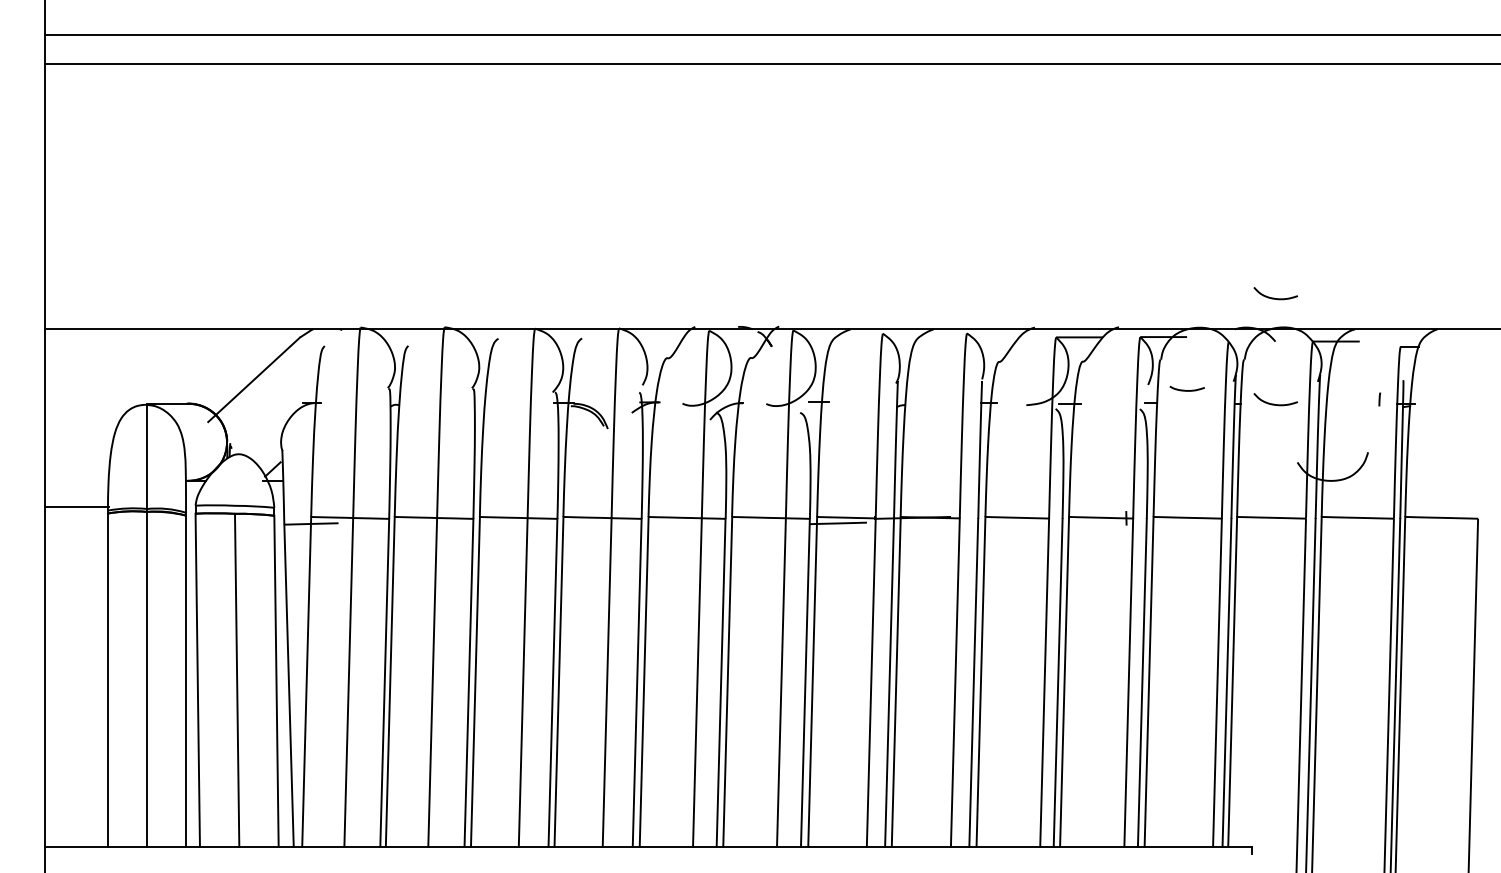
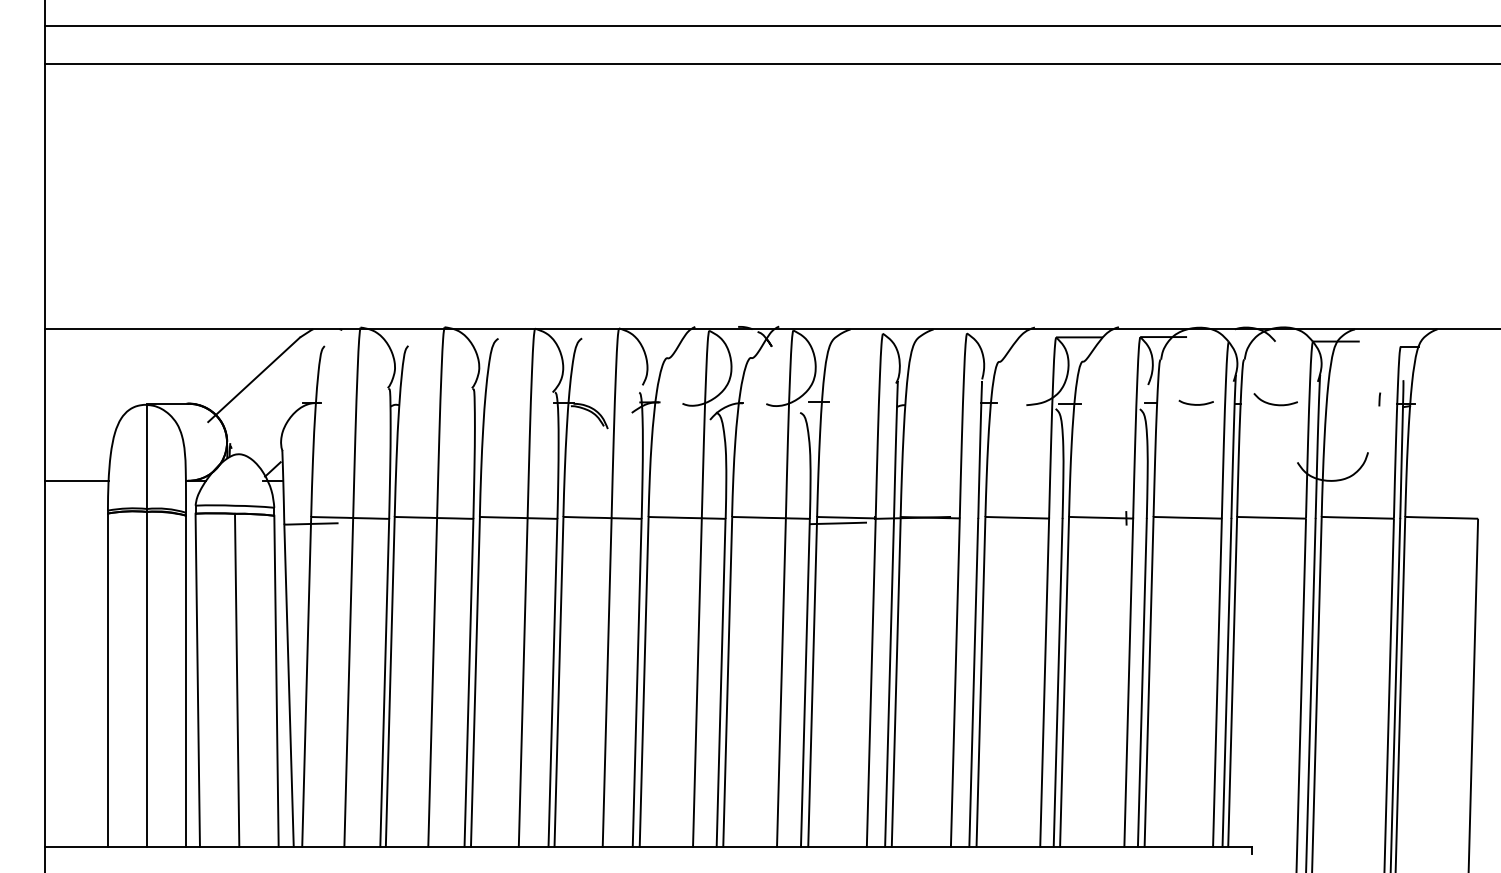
line position: (771, 35) -> (771, 26) (771, 26)
curve: present -> none (1274, 297)
curve position: (1185, 389) -> (1194, 403) (1194, 403)
line position: (76, 507) -> (76, 481) (76, 481)
